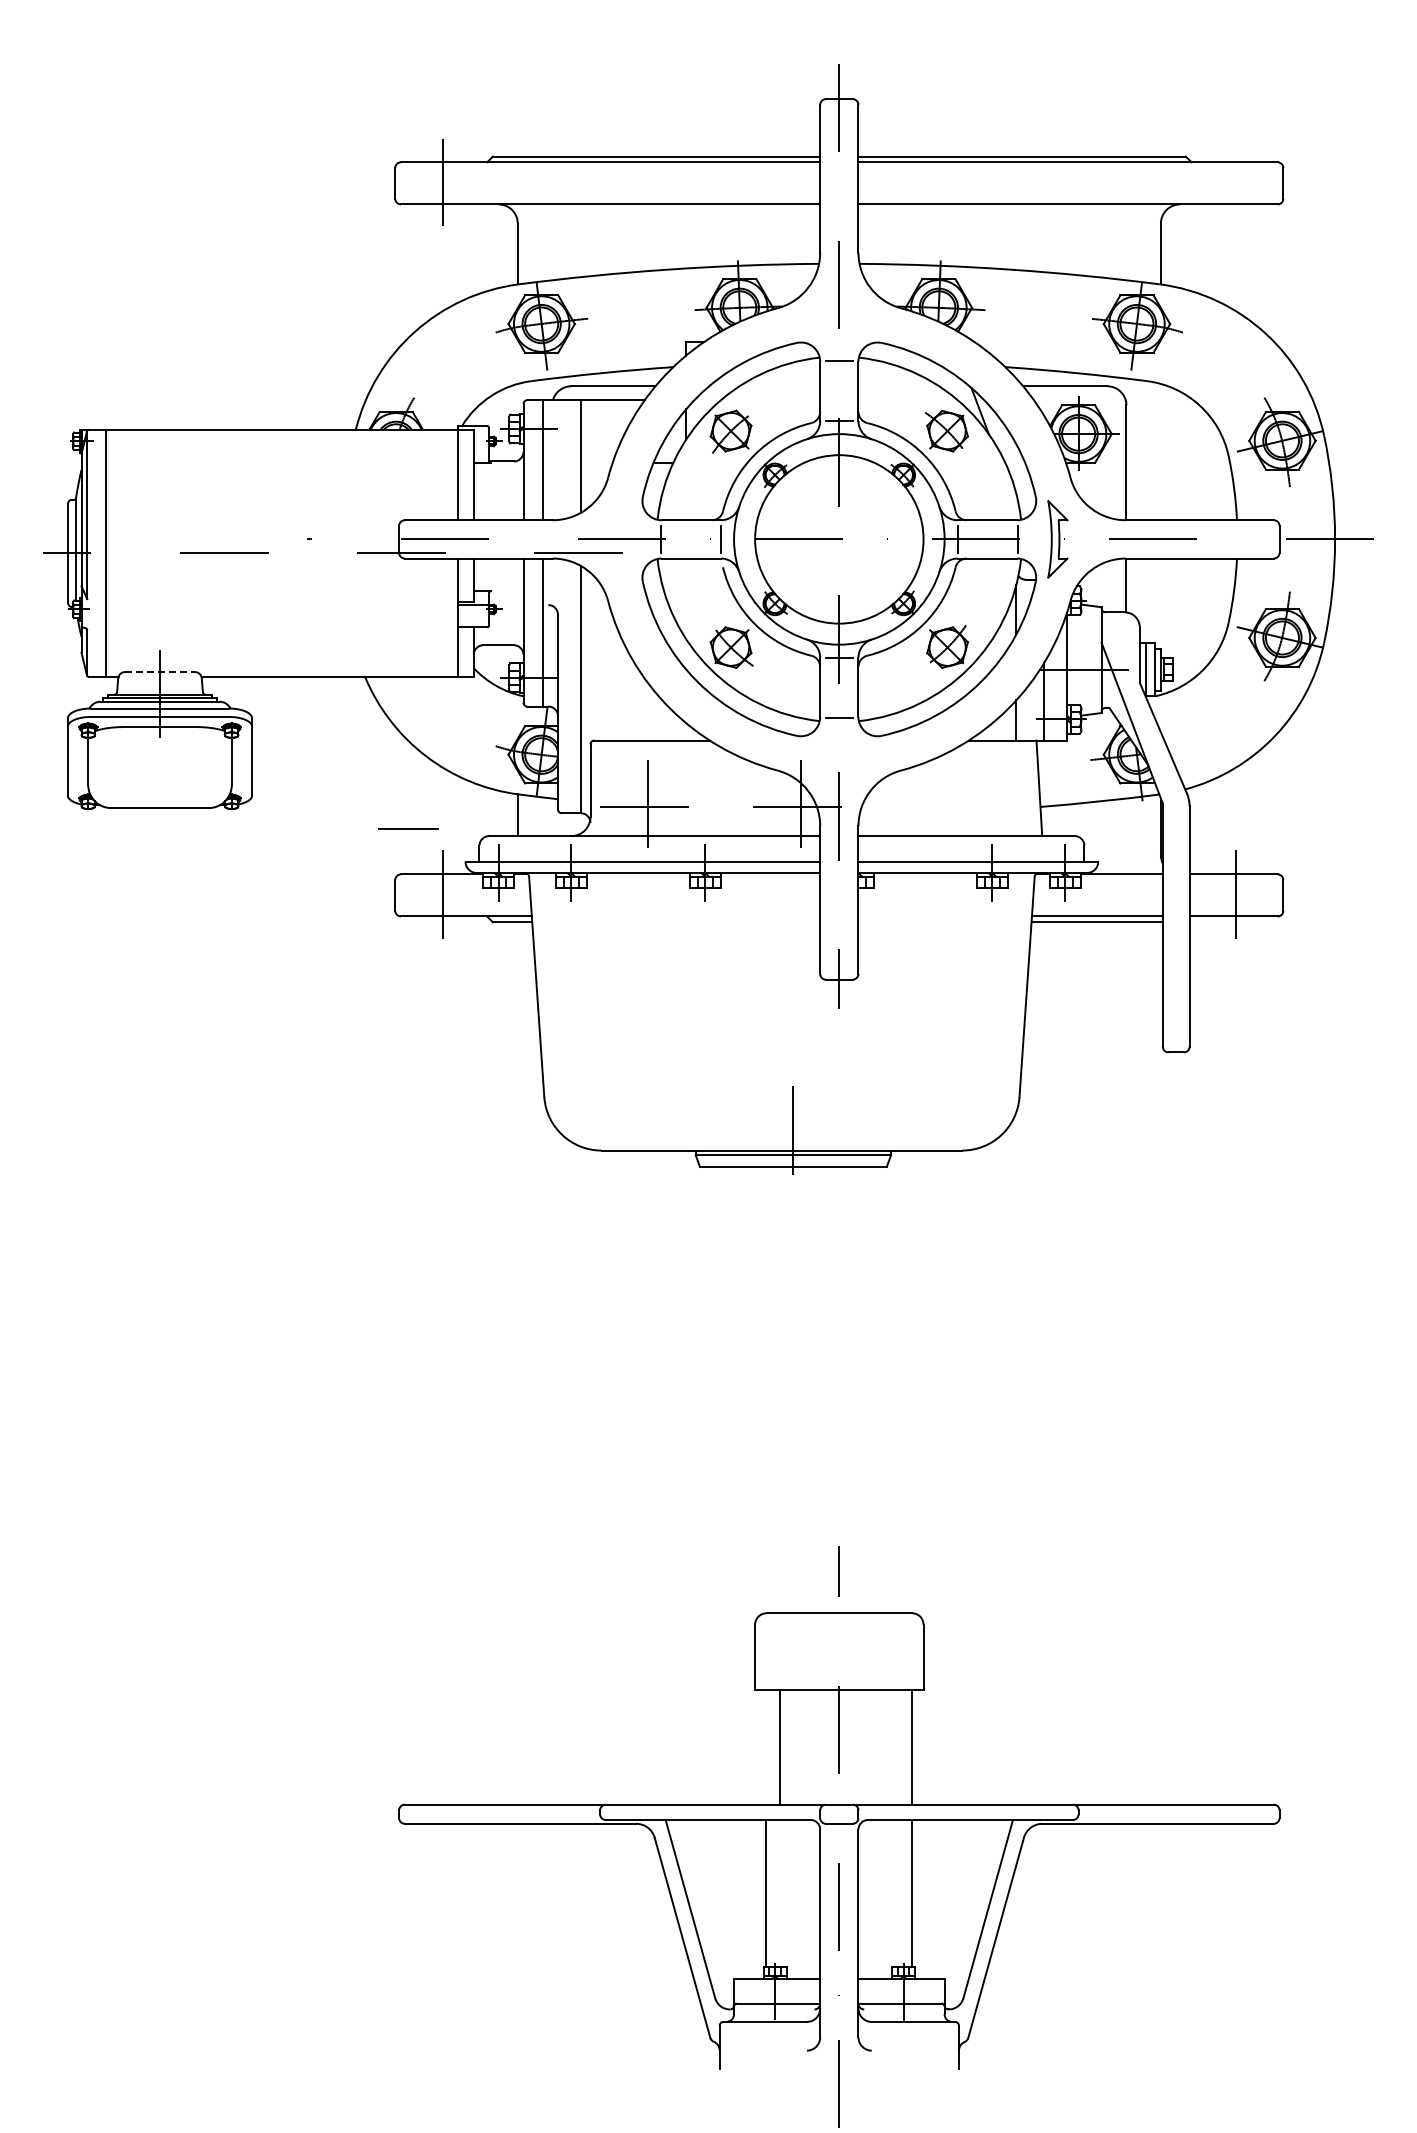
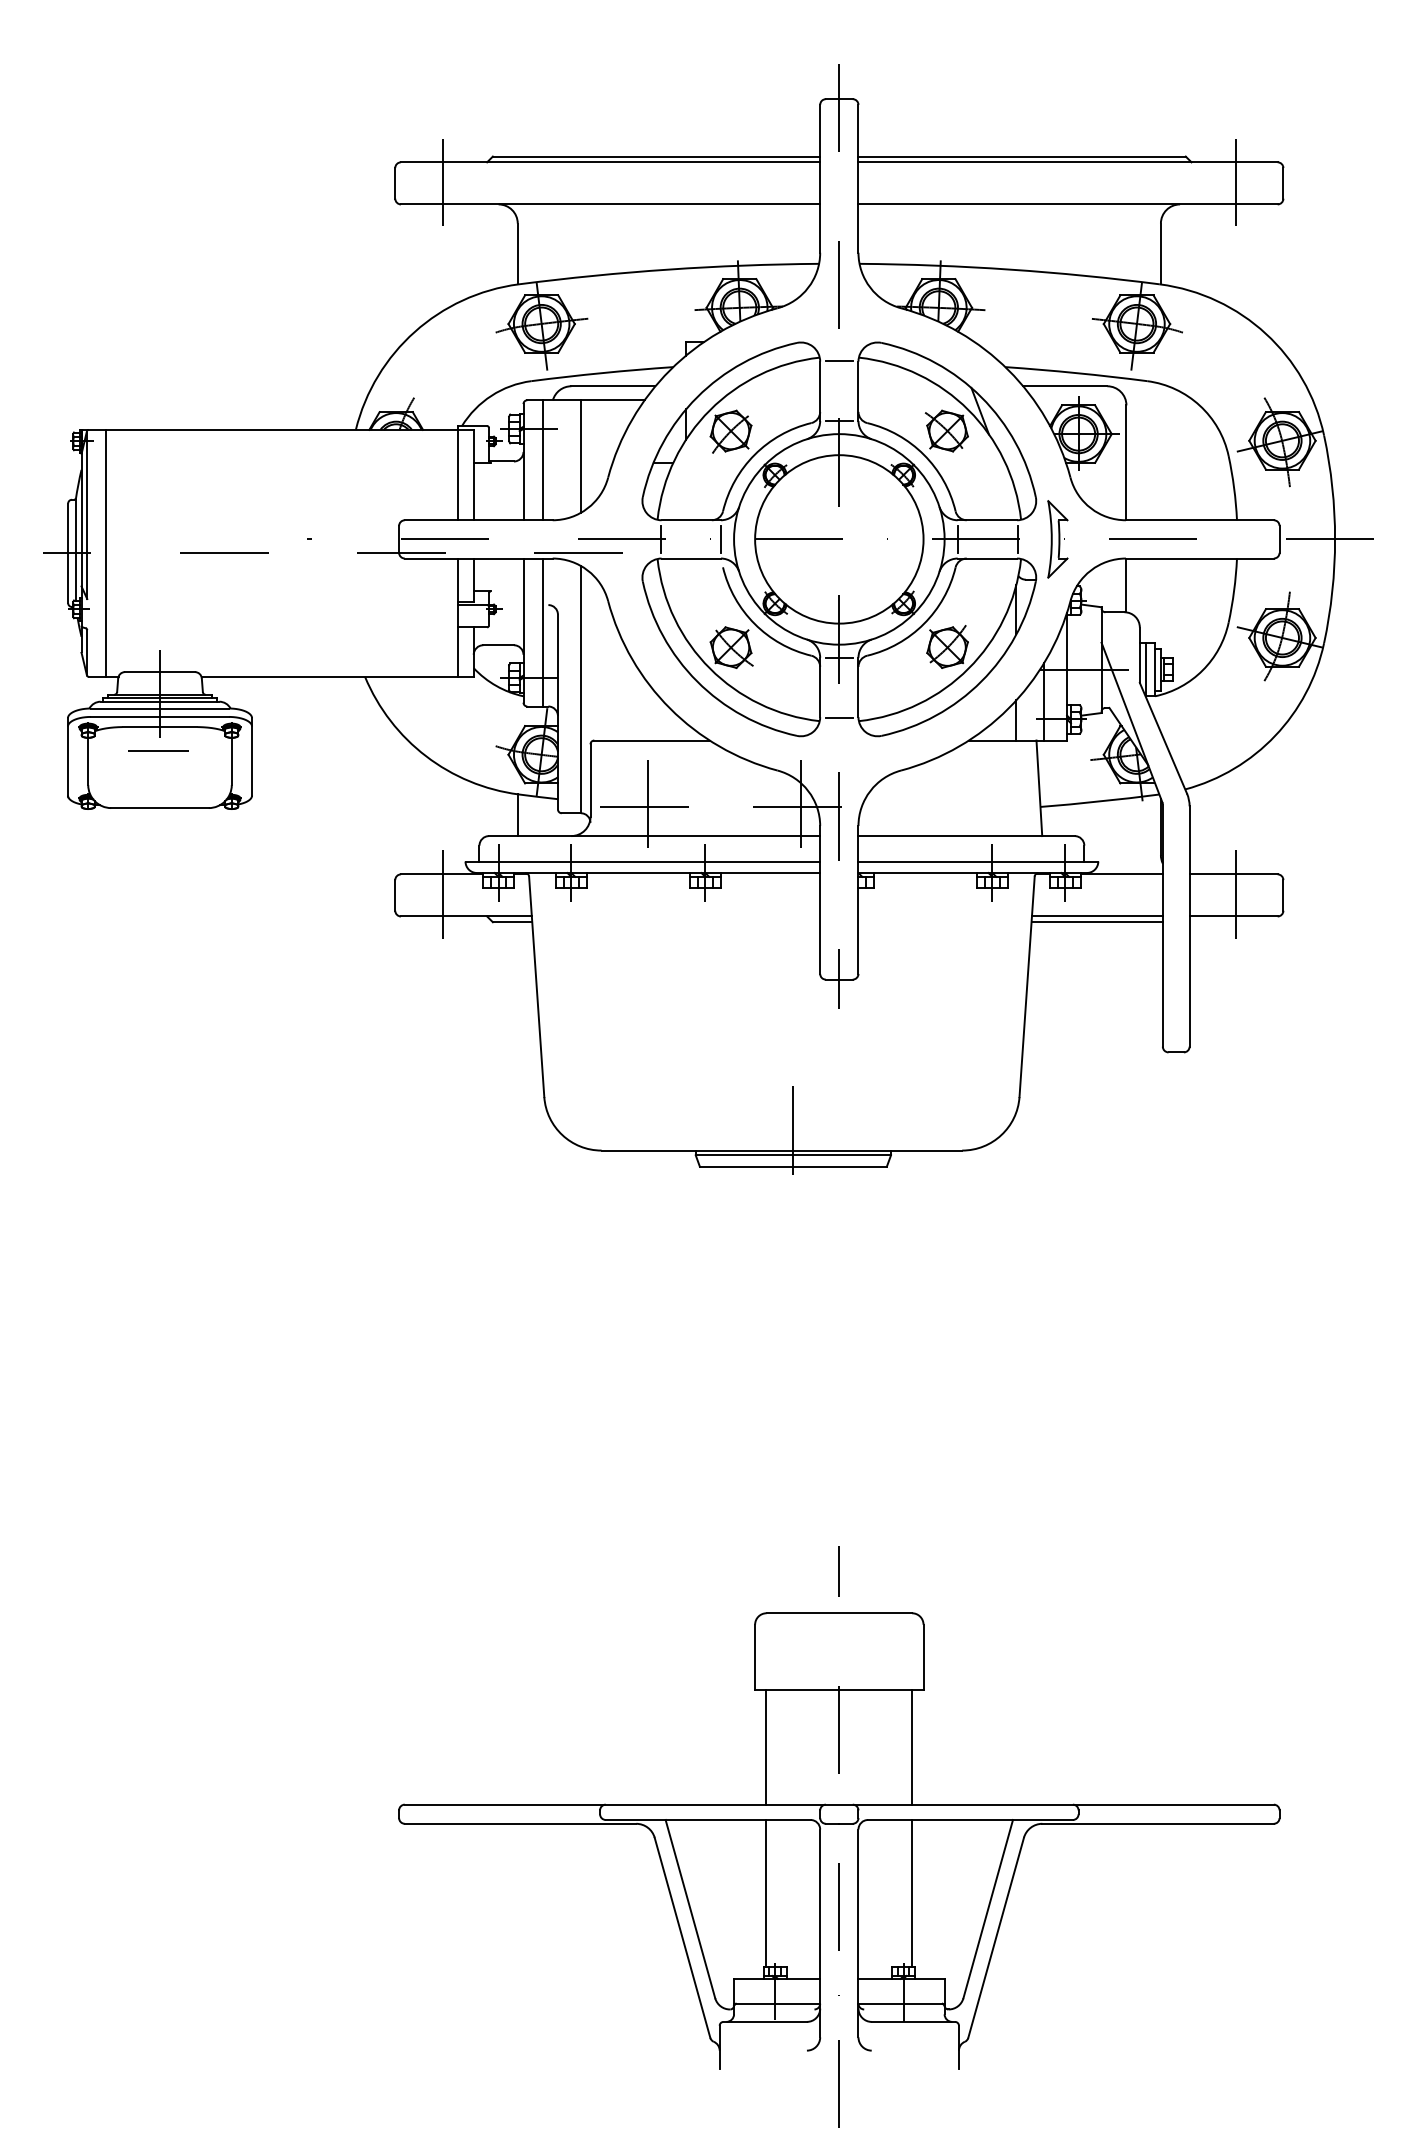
line: none -> present (1235, 182)
line: dashed -> solid (160, 672)
line position: (408, 828) -> (158, 750) (158, 750)
line position: (780, 1746) -> (766, 1746) (766, 1746)
